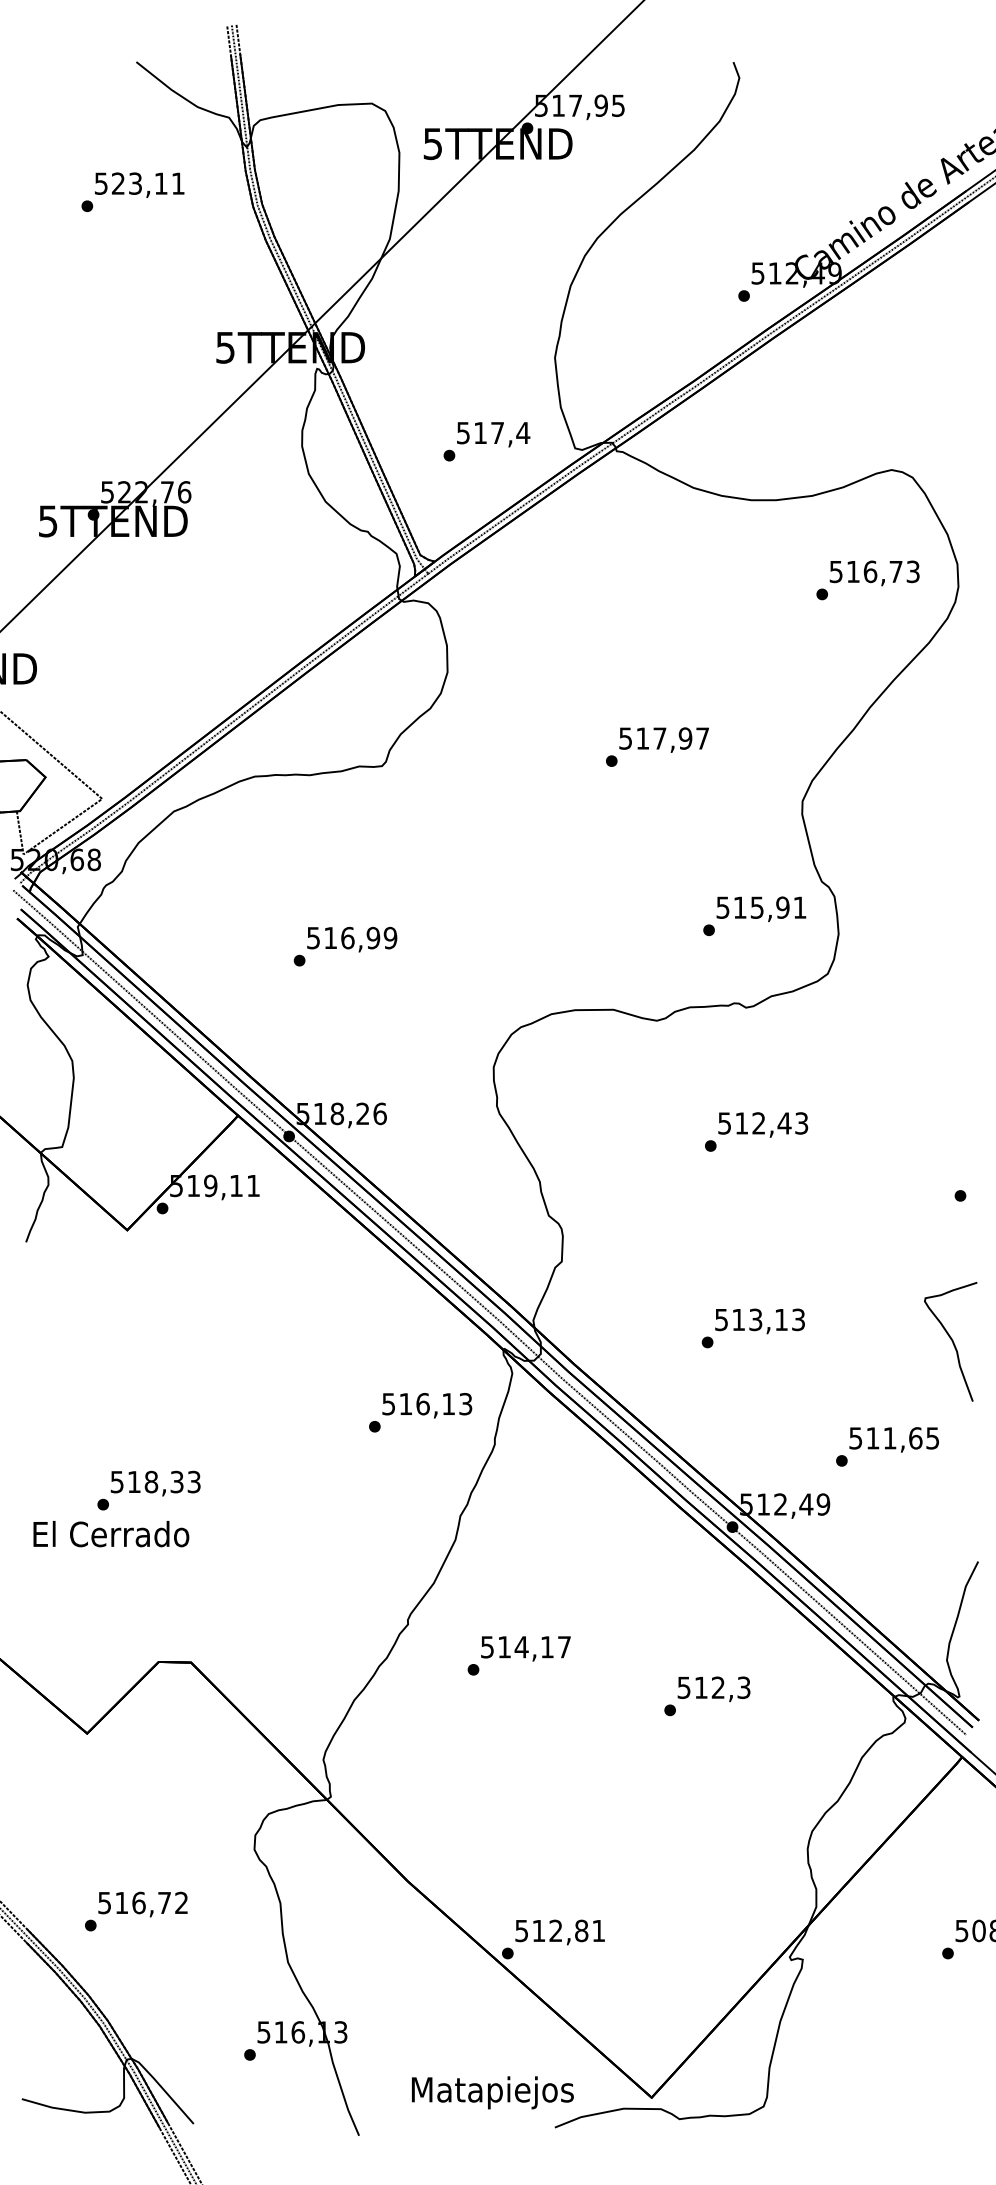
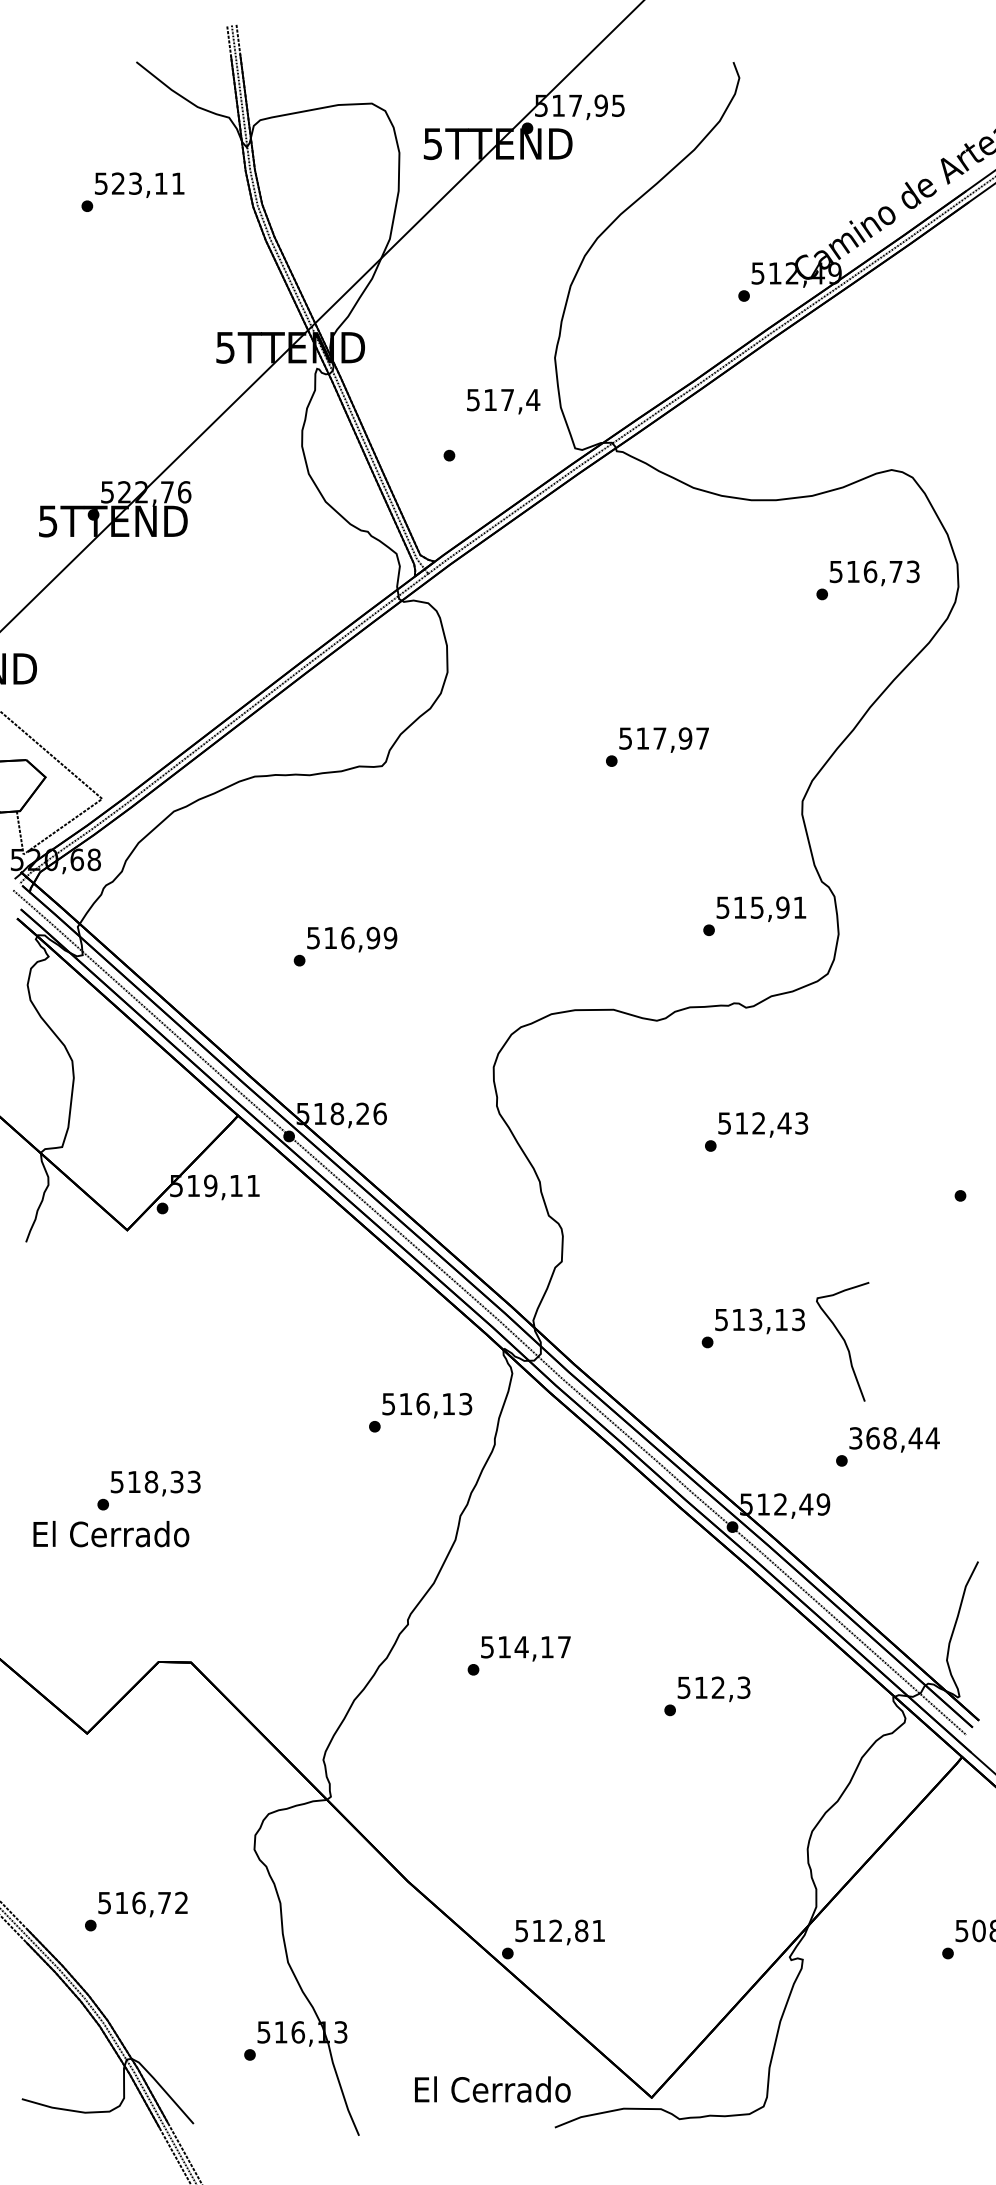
text position: (493, 434) -> (503, 401) (503, 401)
curve position: (951, 1341) -> (843, 1341) (843, 1341)
text: 511,65 -> 368,44 (894, 1438)
text: Matapiejos -> El Cerrado (492, 2092)
